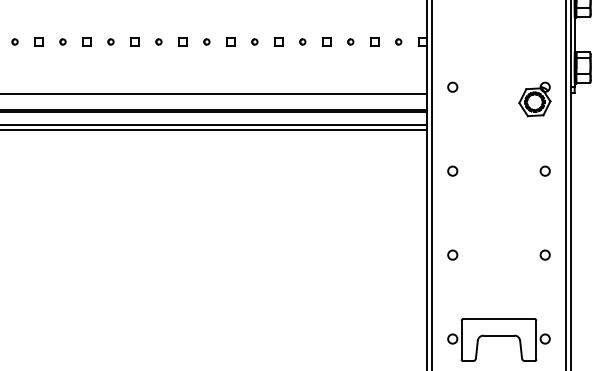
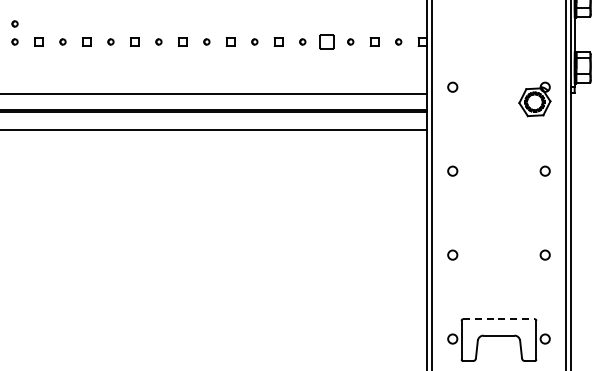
part: none -> present (14, 23)
part size: 11x10 px -> 16x16 px (326, 41)
line: present -> none (214, 124)
line: solid -> dashed (498, 319)
